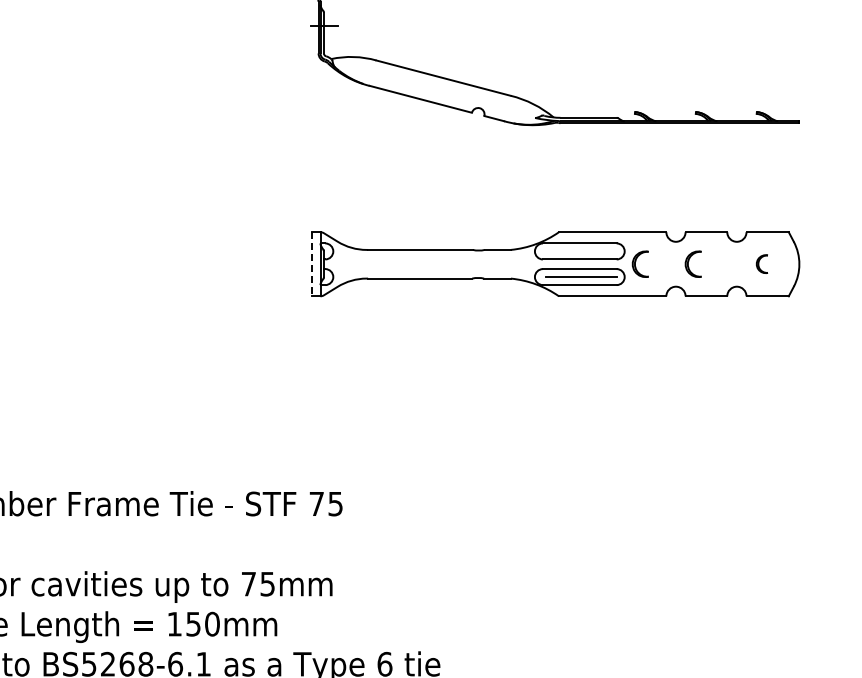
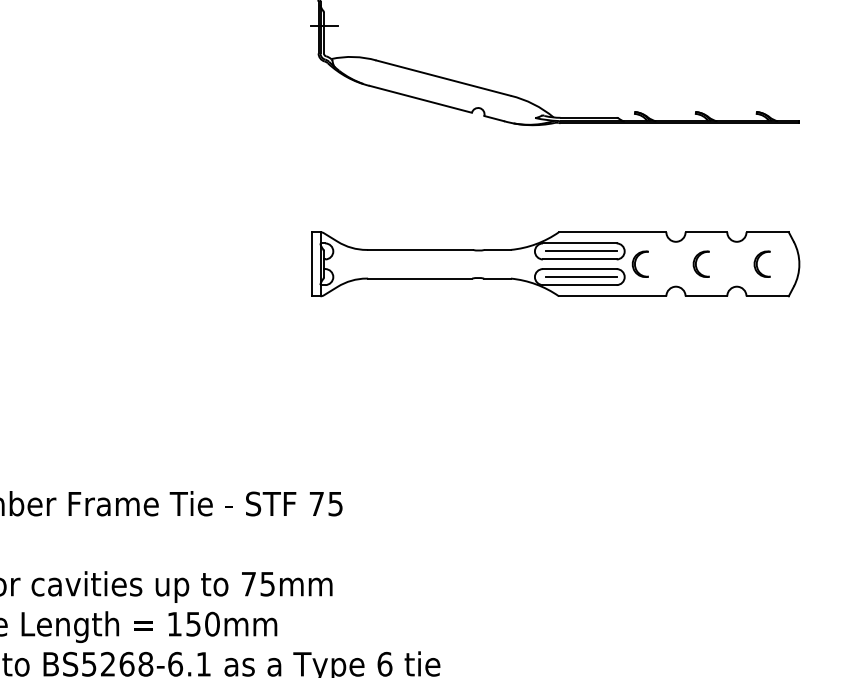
line: none -> present (580, 251)
part position: (692, 263) -> (700, 263) (700, 263)
part size: 13x20 px -> 18x28 px (761, 263)
line: dashed -> solid (312, 264)
